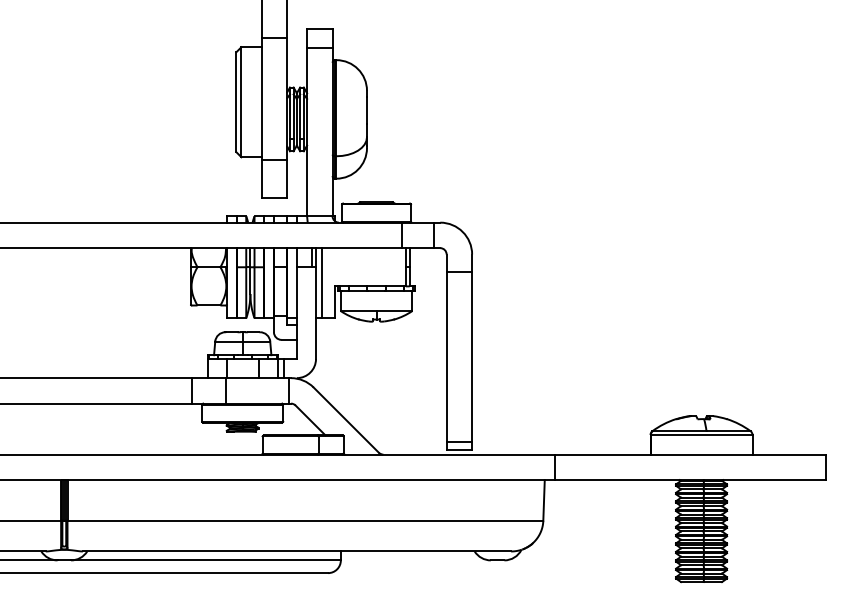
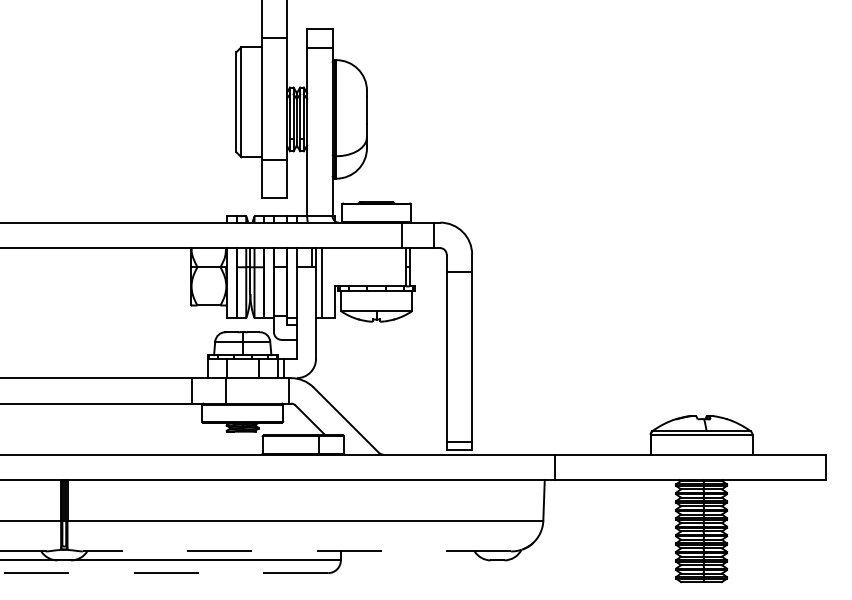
line: solid -> dashed (296, 551)
line: solid -> dashed (164, 573)
